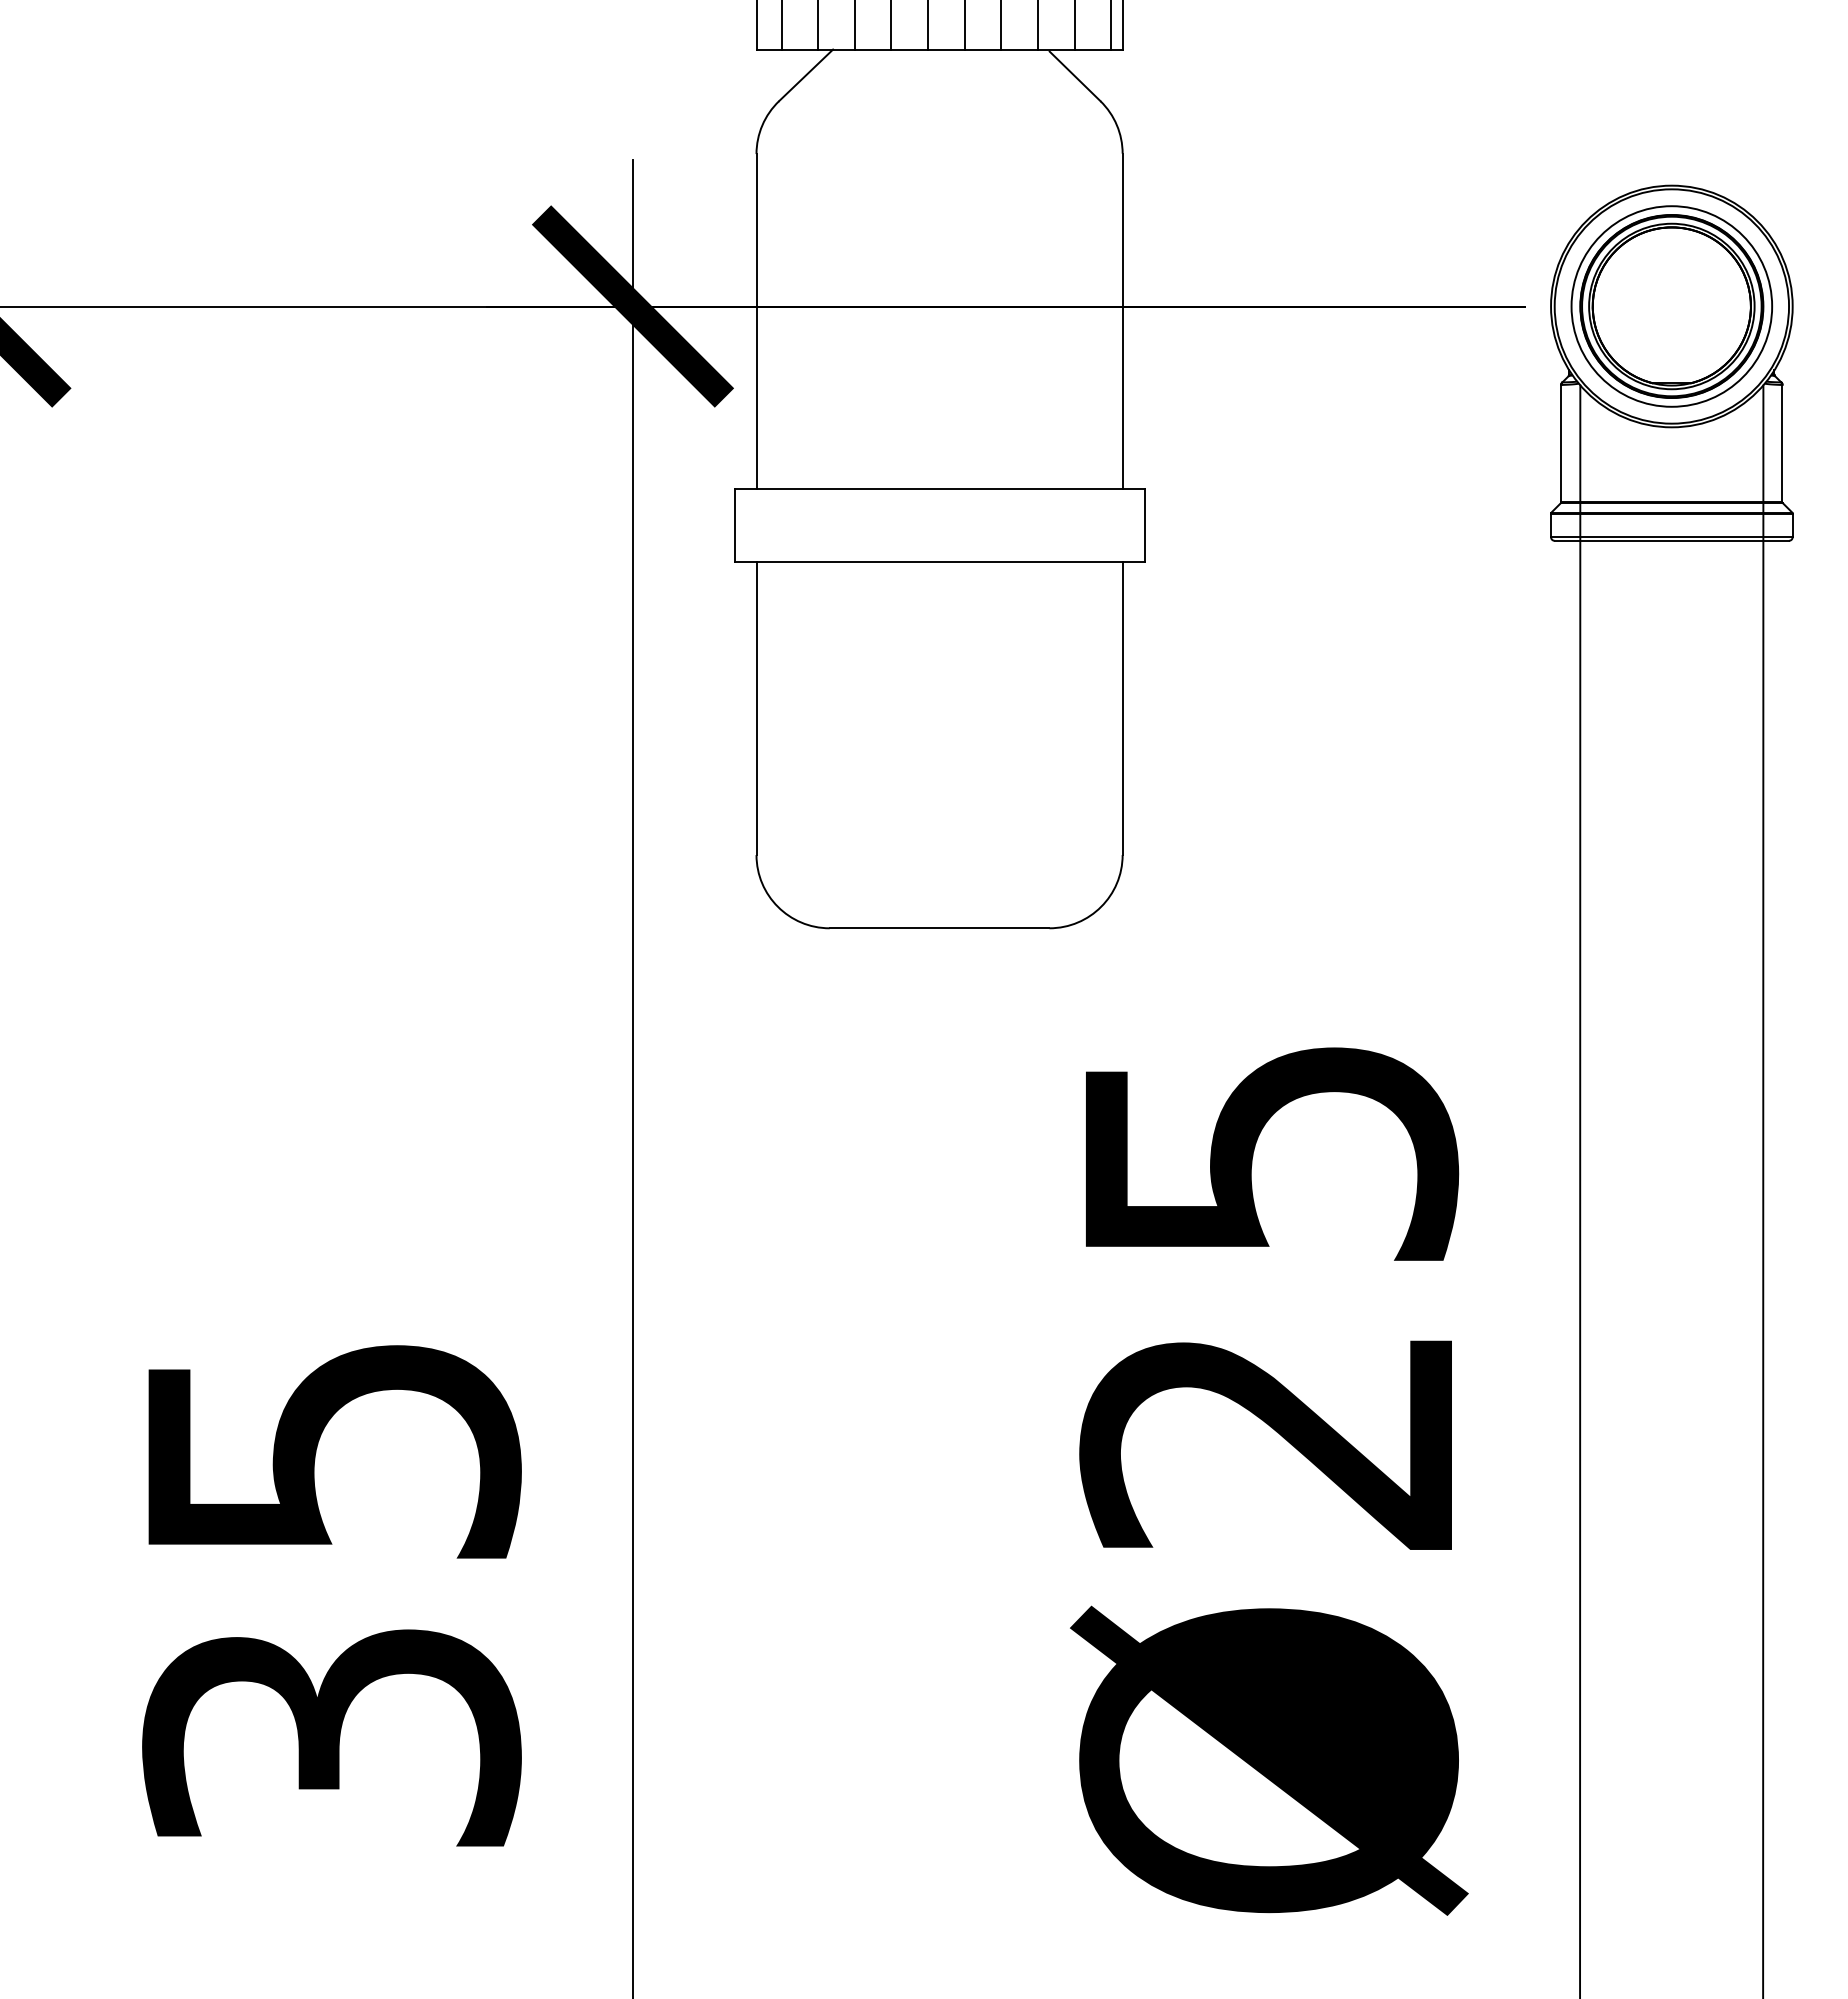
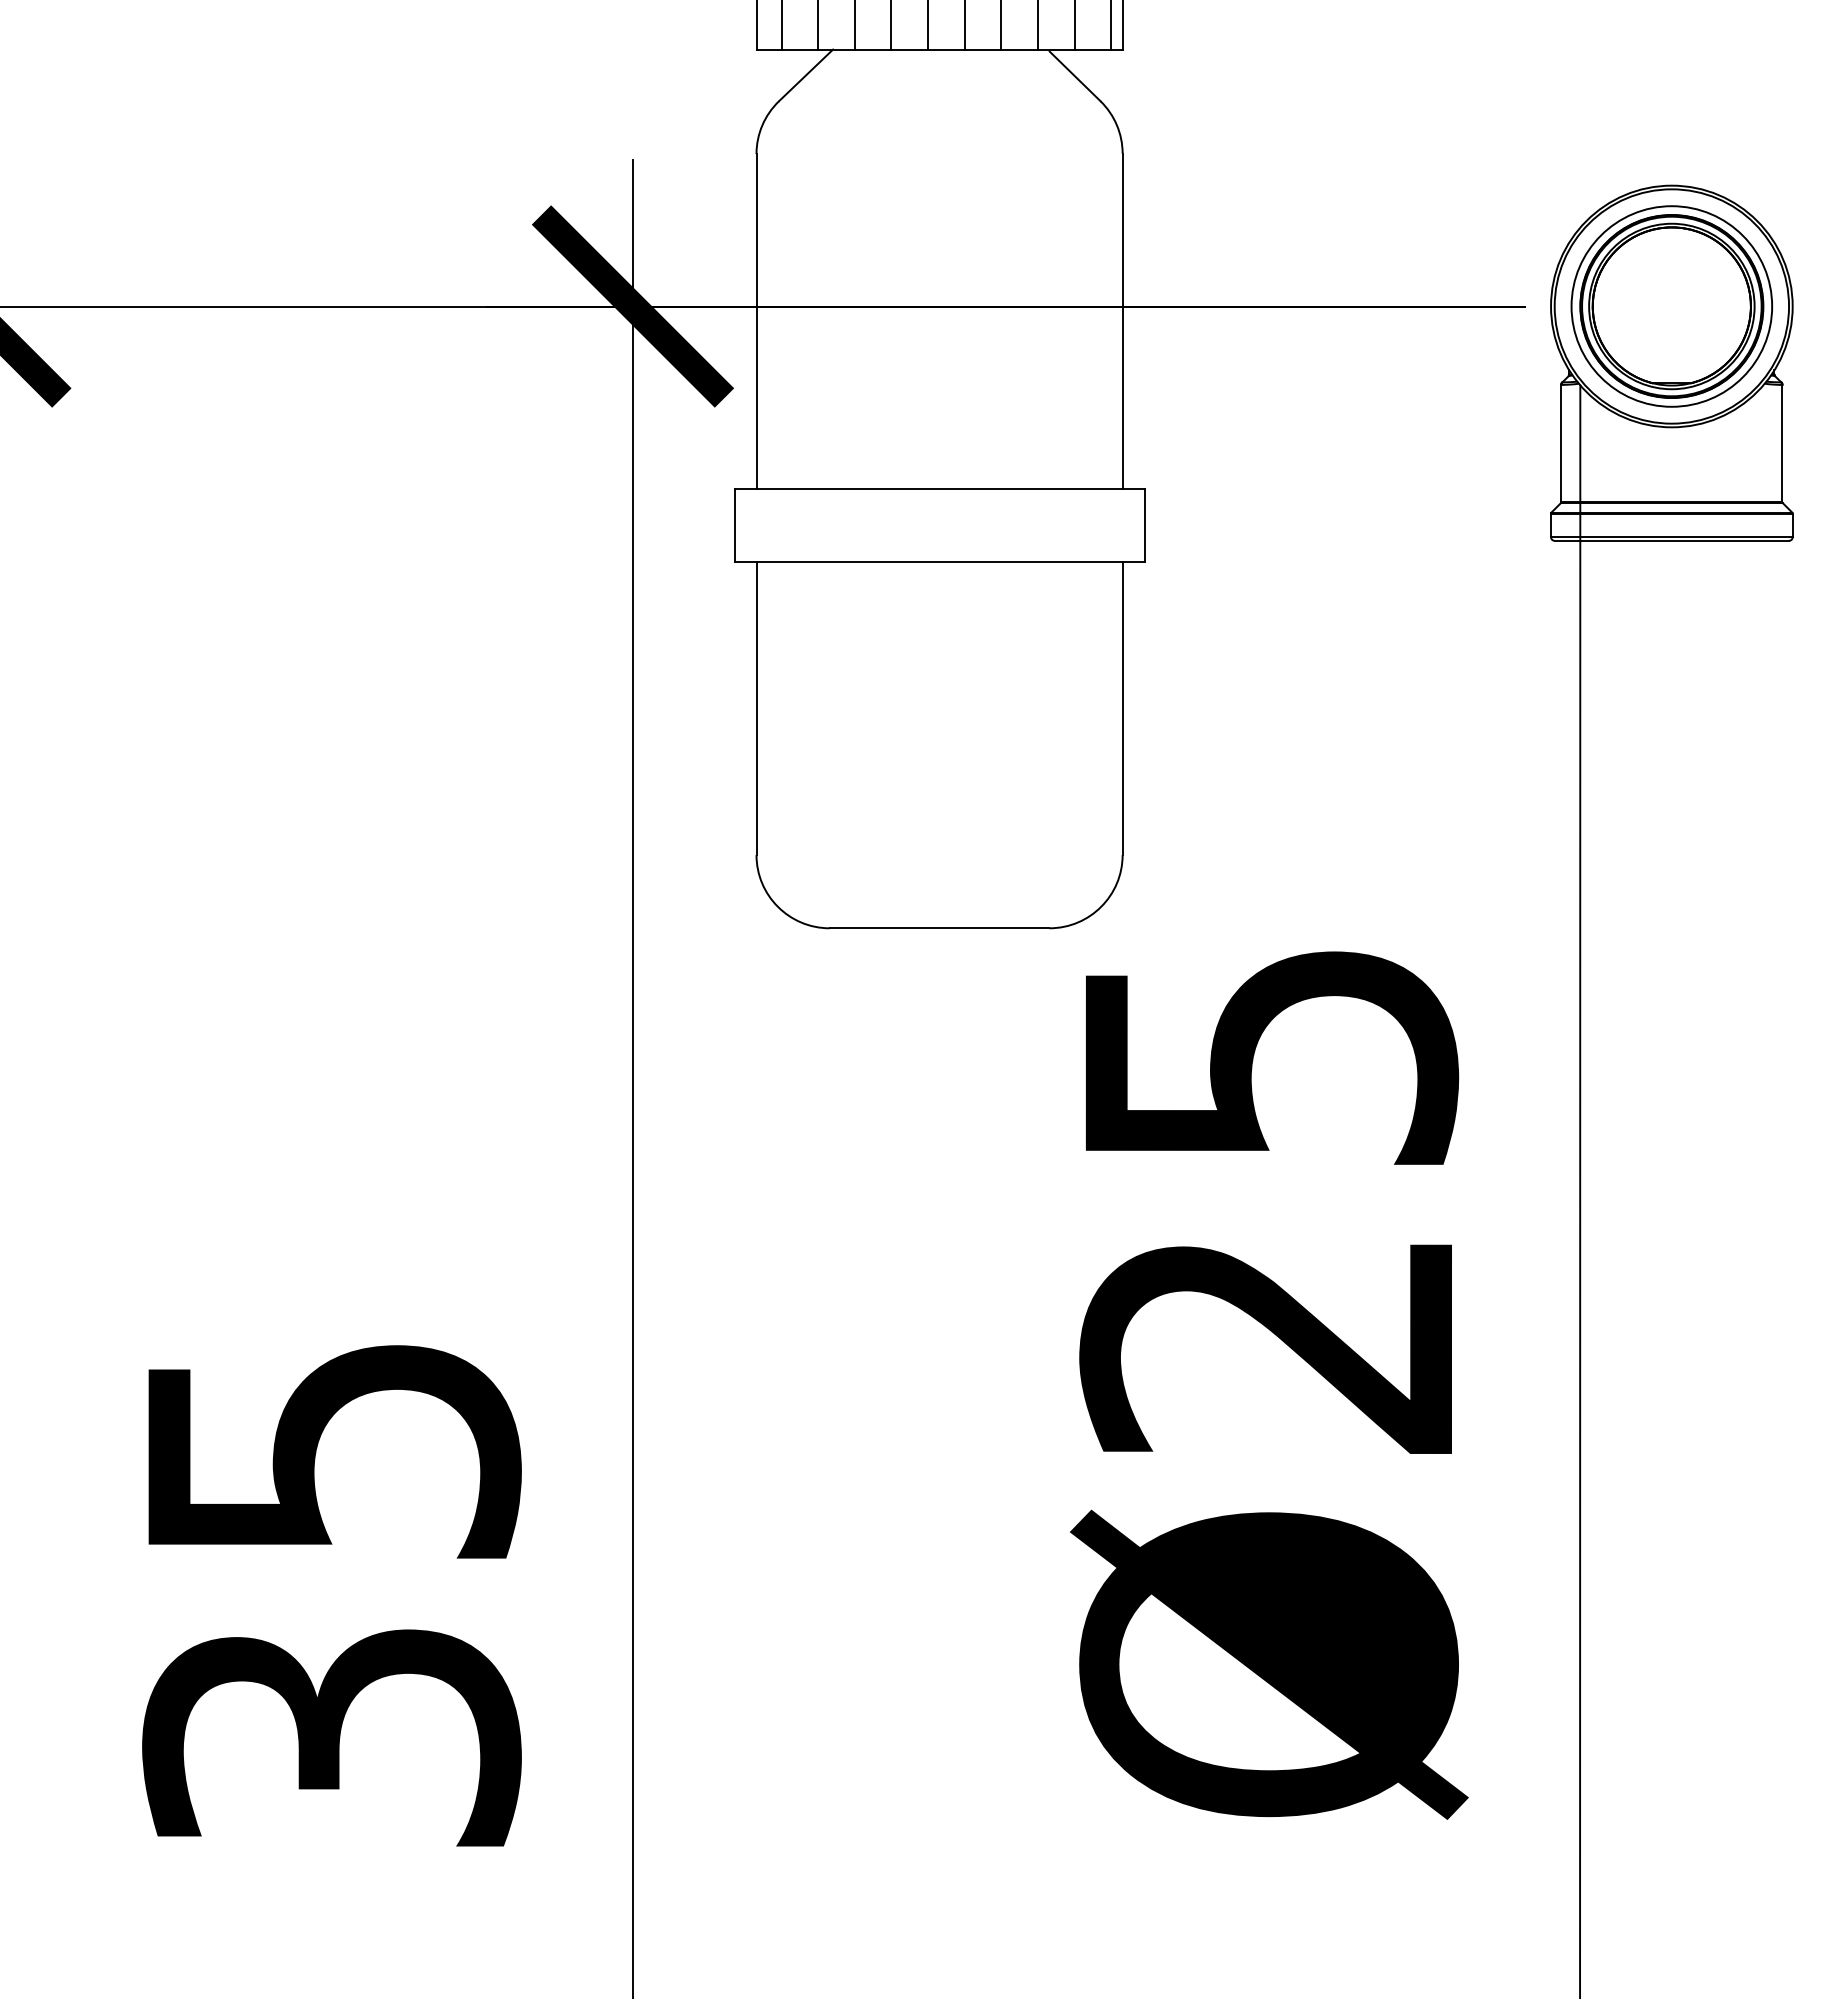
line: present -> none (1763, 1190)
text position: (1269, 1481) -> (1269, 1385) (1269, 1385)
